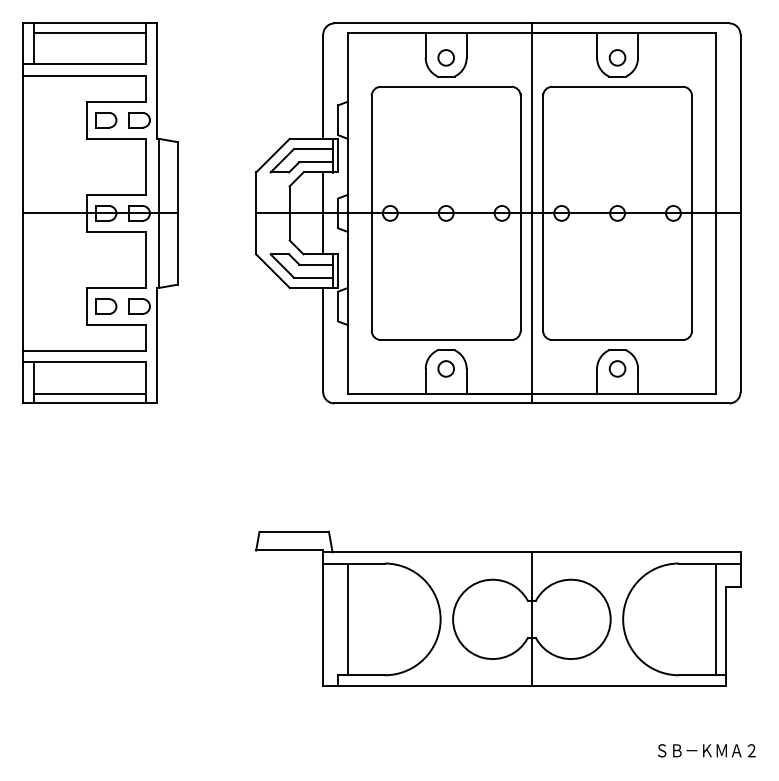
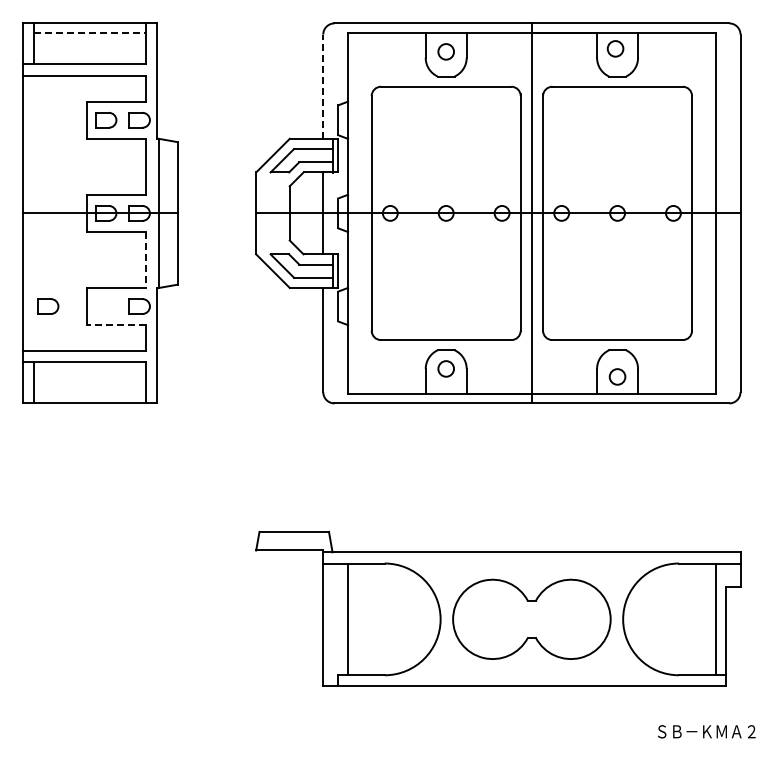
line: solid -> dashed (90, 33)
circle position: (445, 57) -> (445, 51) (445, 51)
circle position: (617, 57) -> (615, 48) (615, 48)
line: solid -> dashed (323, 86)
line: solid -> dashed (146, 259)
part position: (106, 306) -> (48, 306) (48, 306)
line: solid -> dashed (116, 325)
circle position: (617, 368) -> (617, 376) (617, 376)
line: present -> none (90, 393)
line: present -> none (531, 619)
text position: (706, 750) -> (706, 731) (706, 731)
